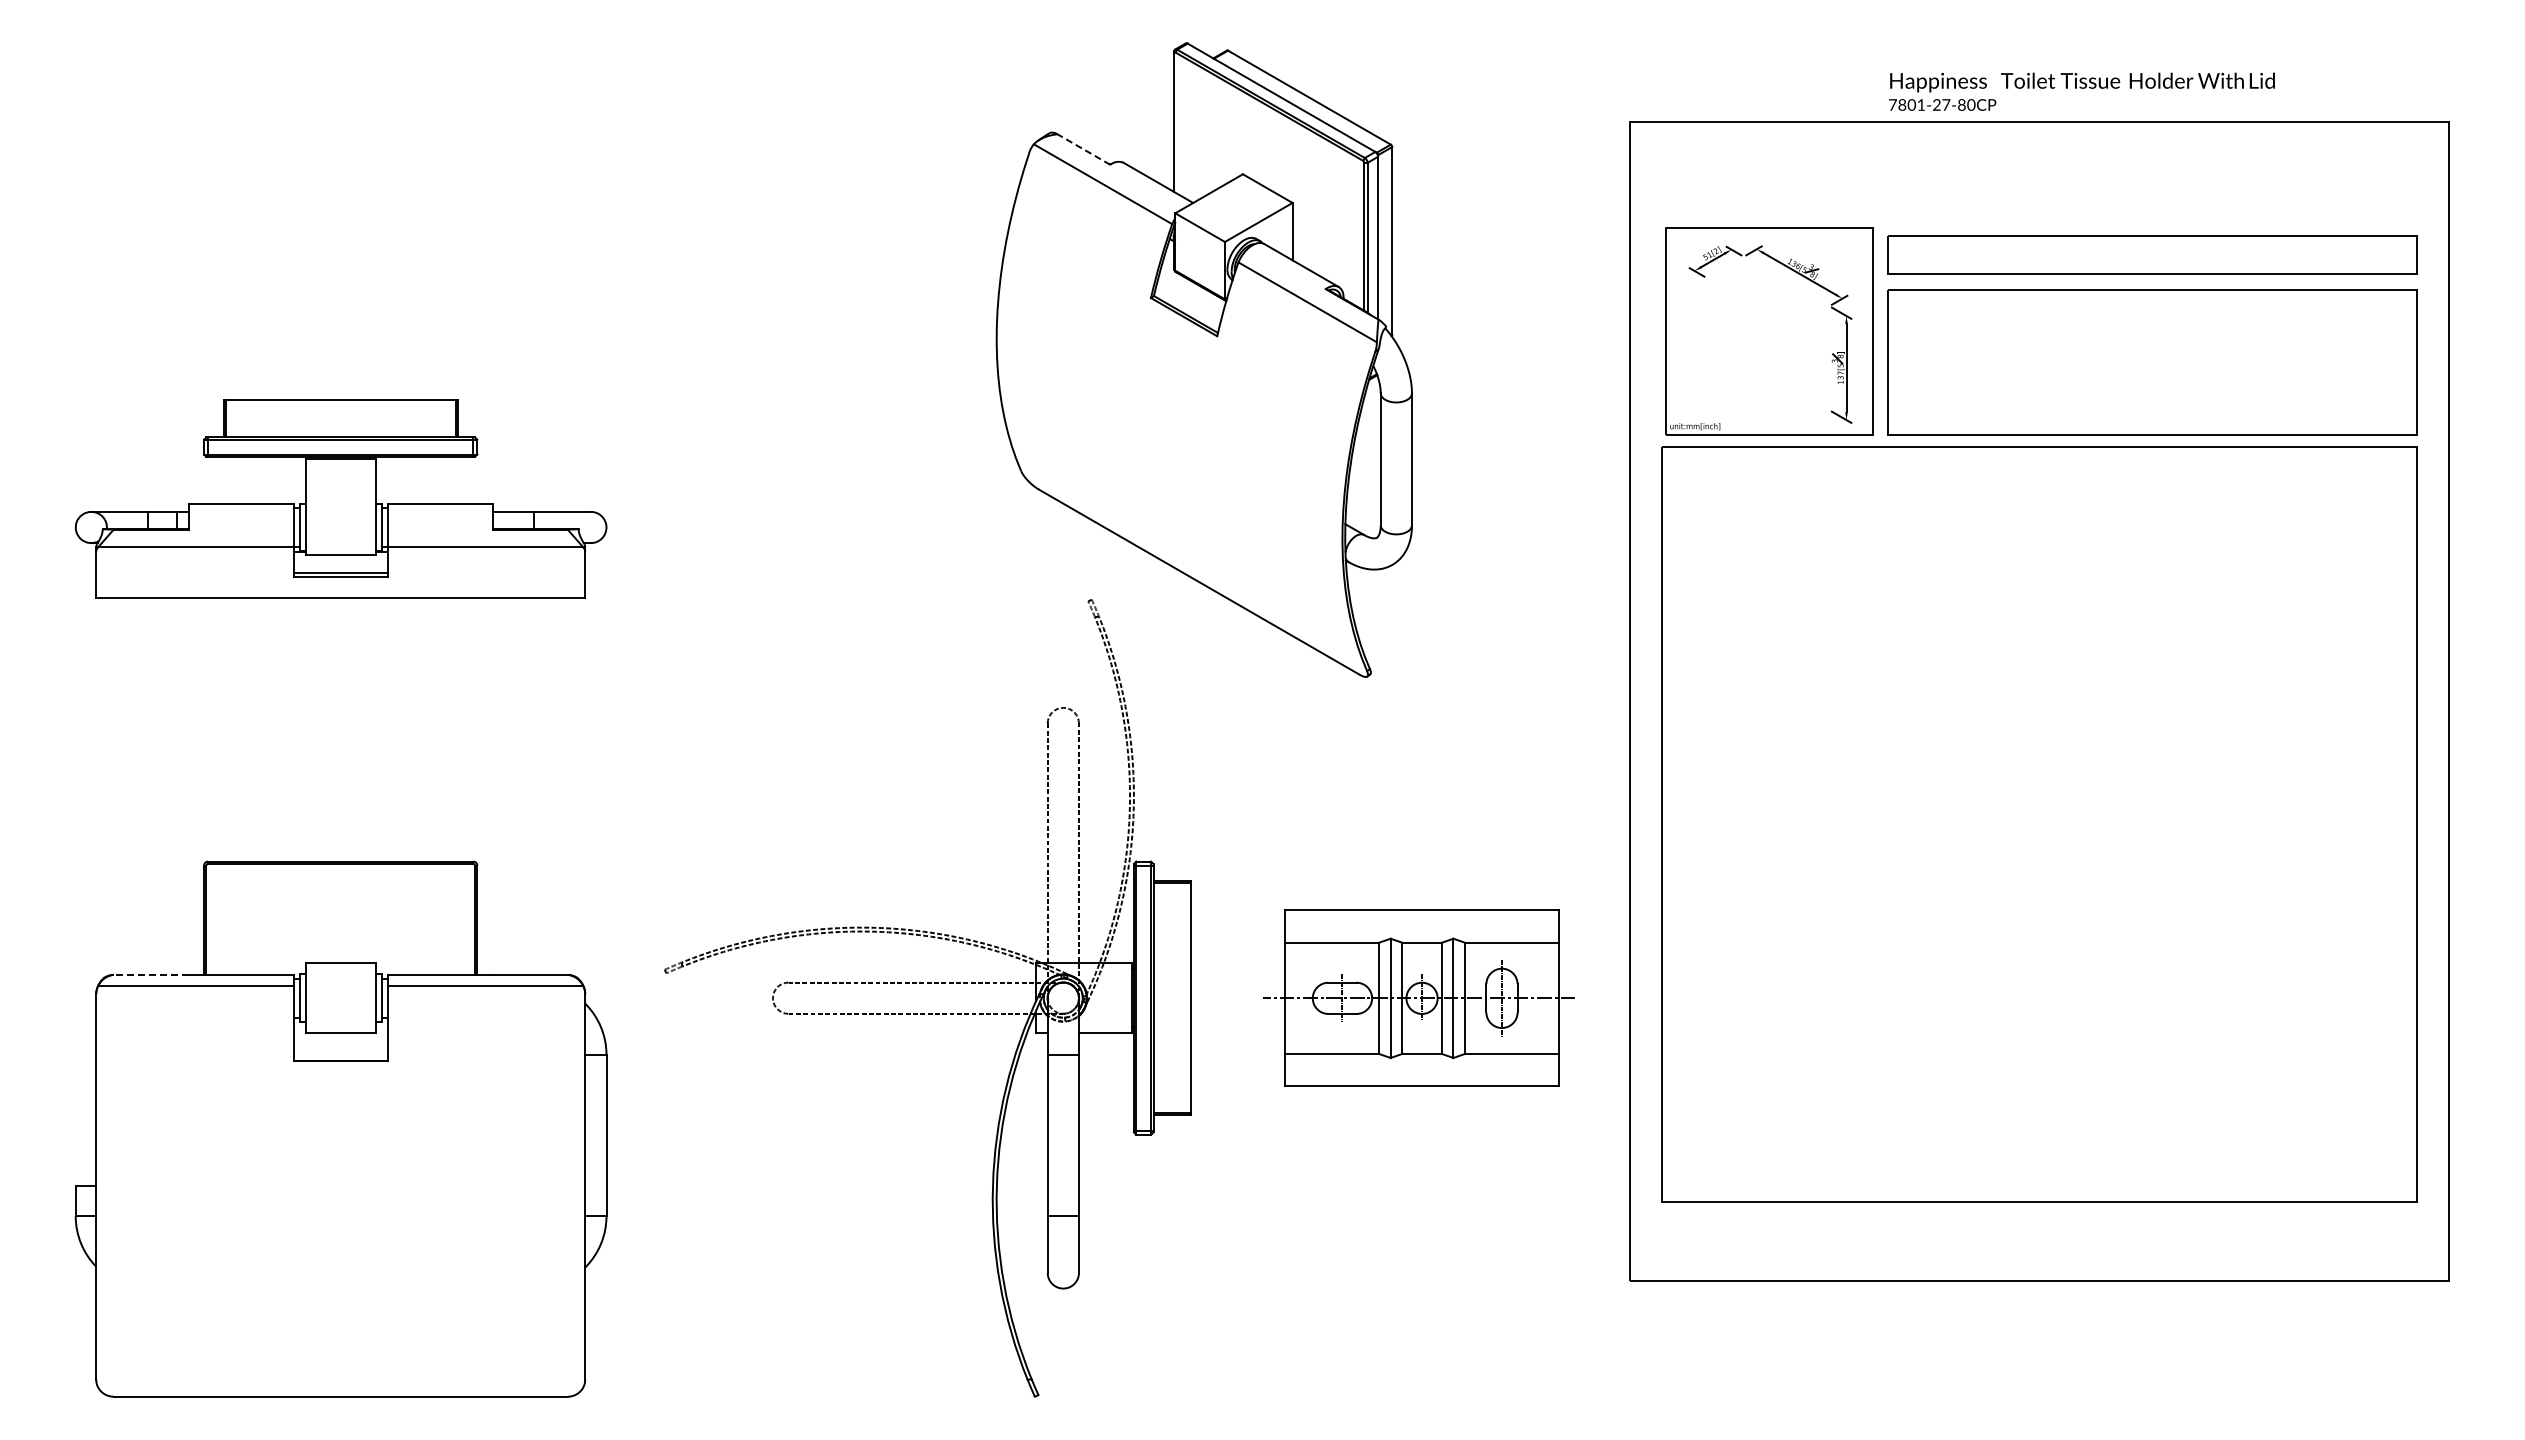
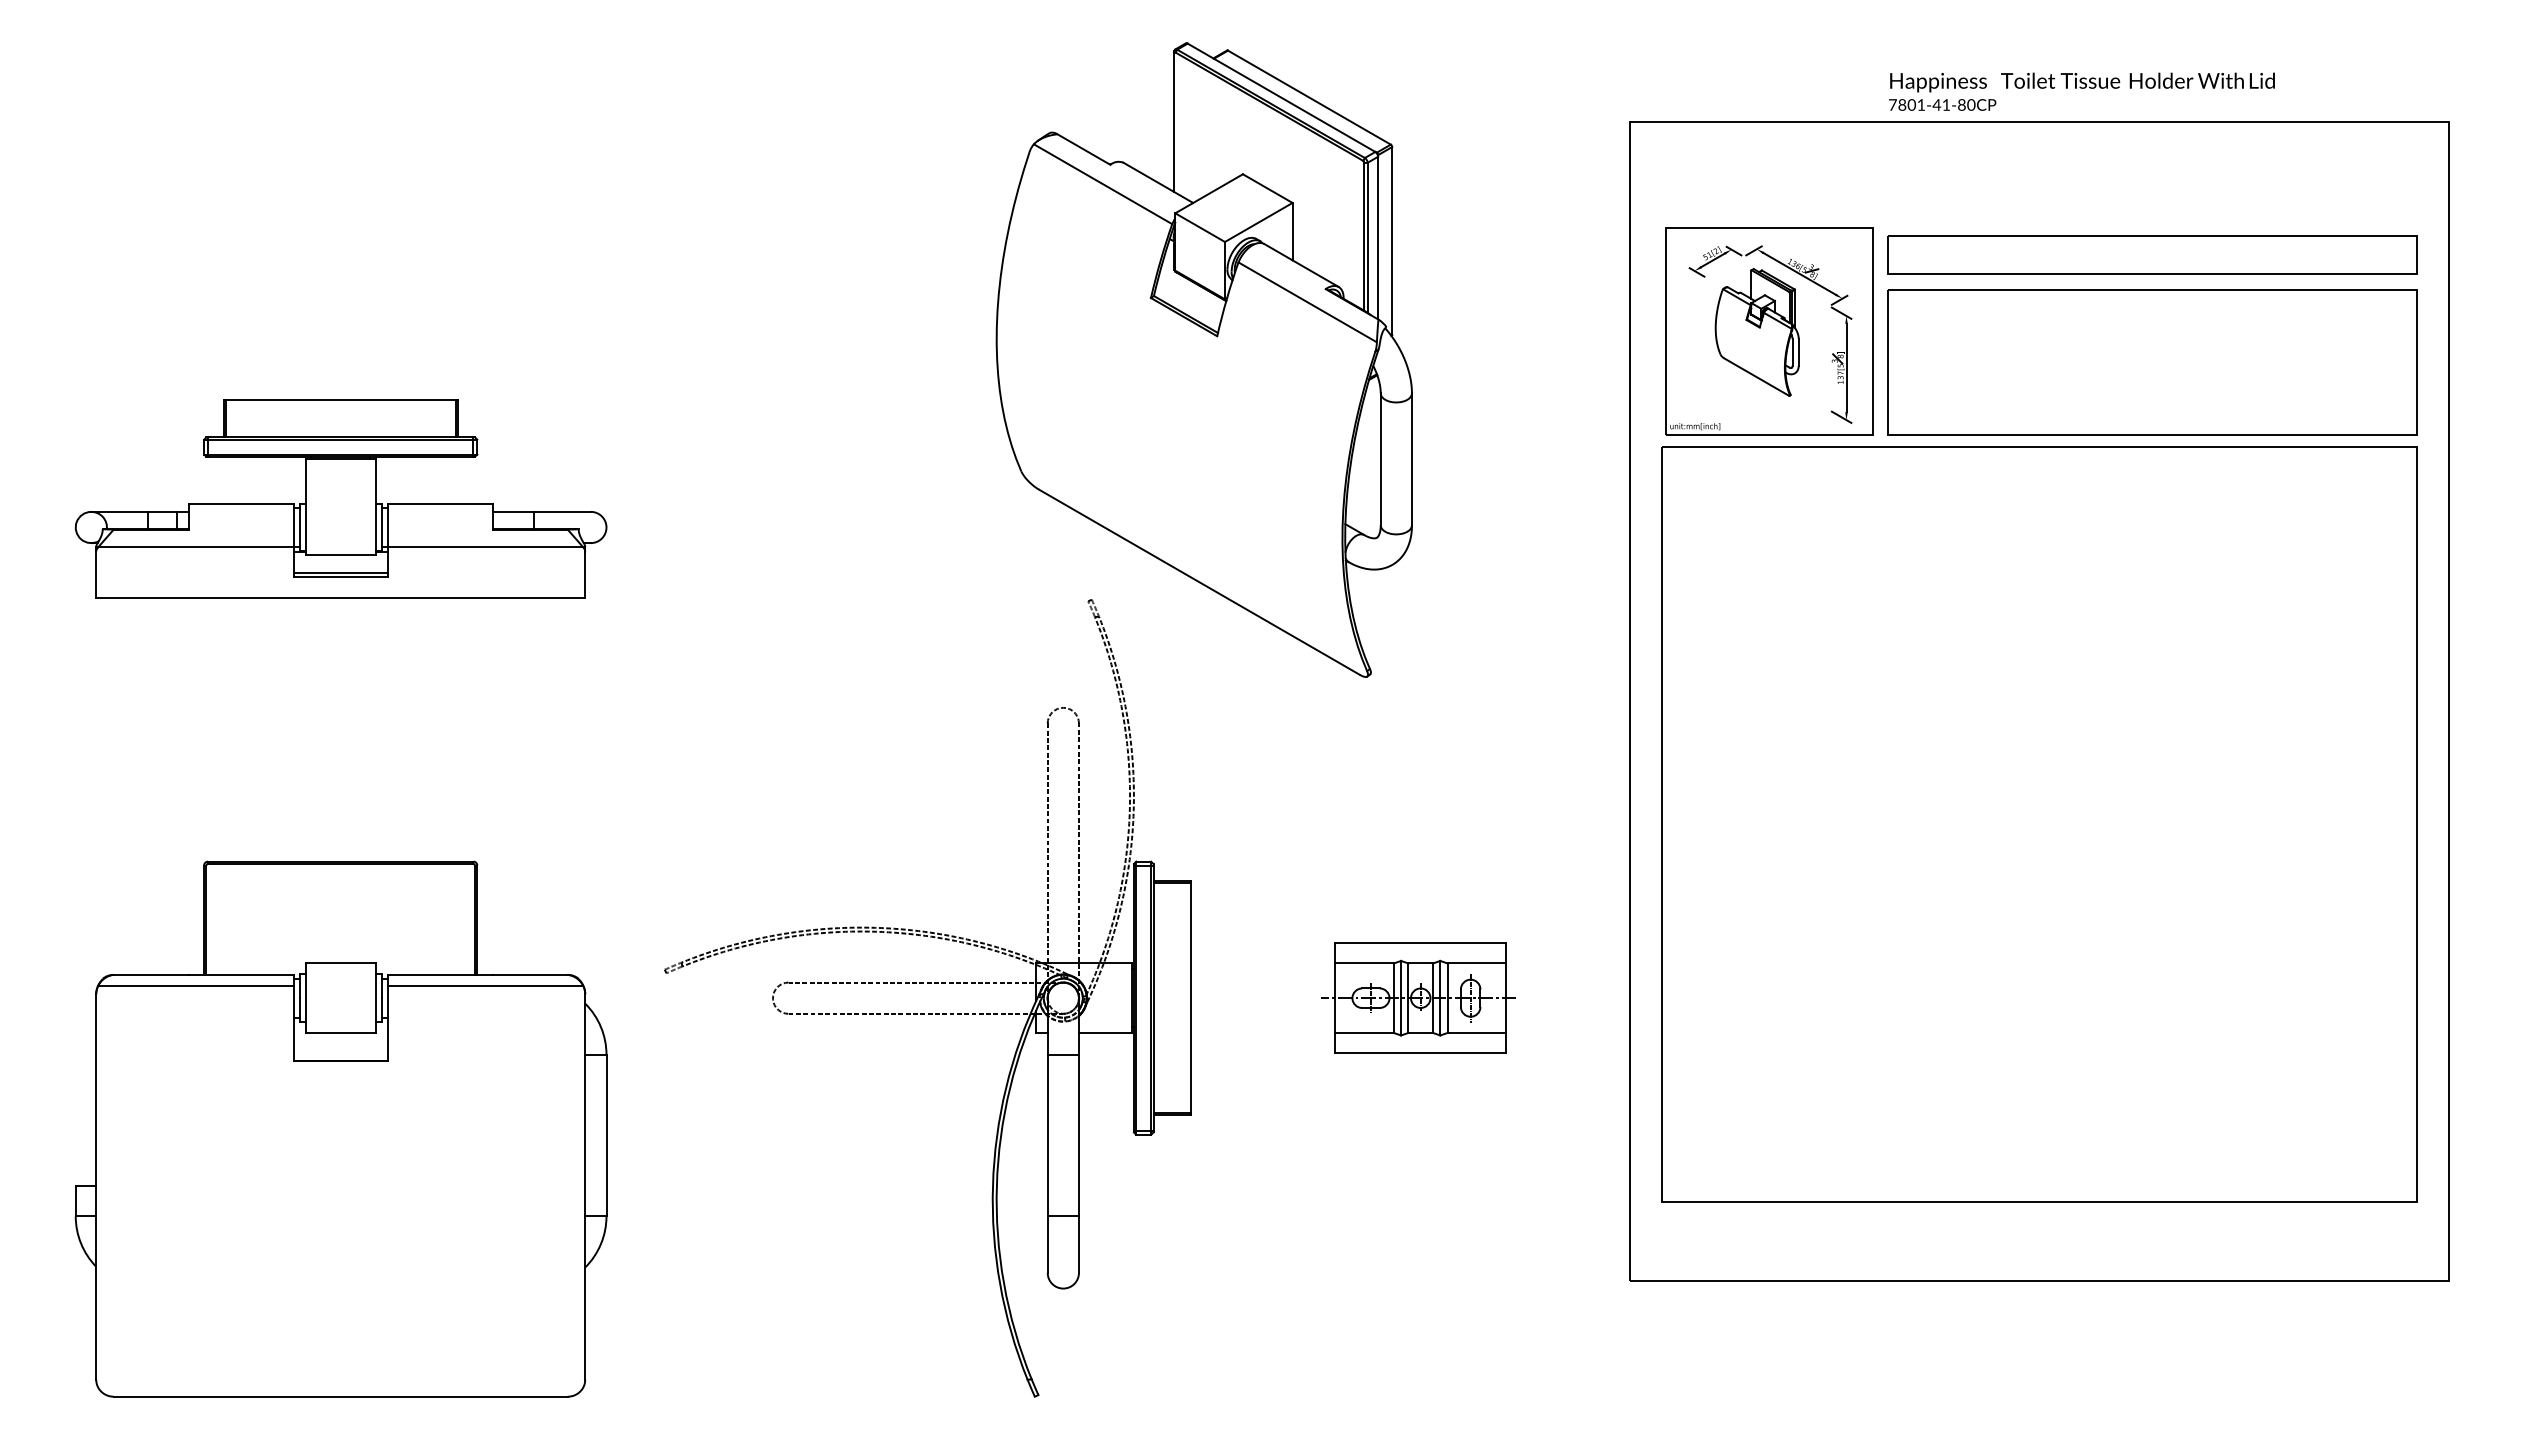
text: 7801-27-80CP -> 7801-41-80CP (1941, 104)
line: dashed -> solid (1083, 149)
part: none -> present (1756, 332)
line: dashed -> solid (150, 974)
part size: 312x178 px -> 195x112 px (1418, 997)
